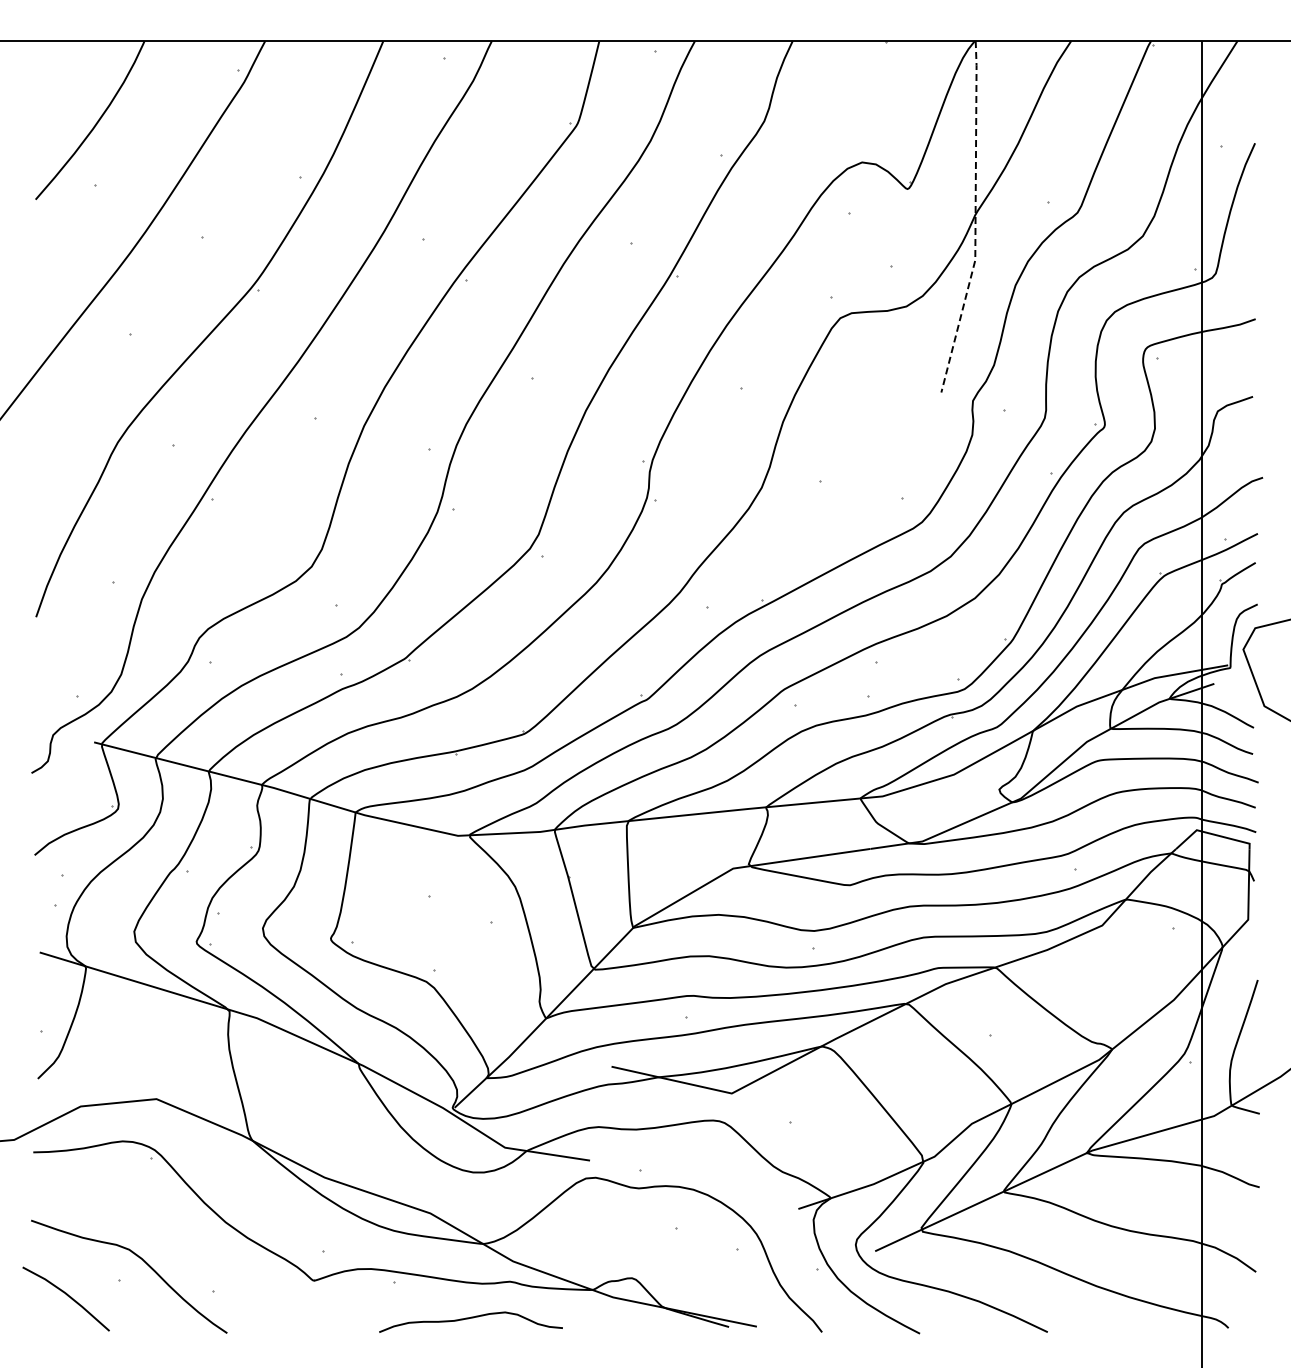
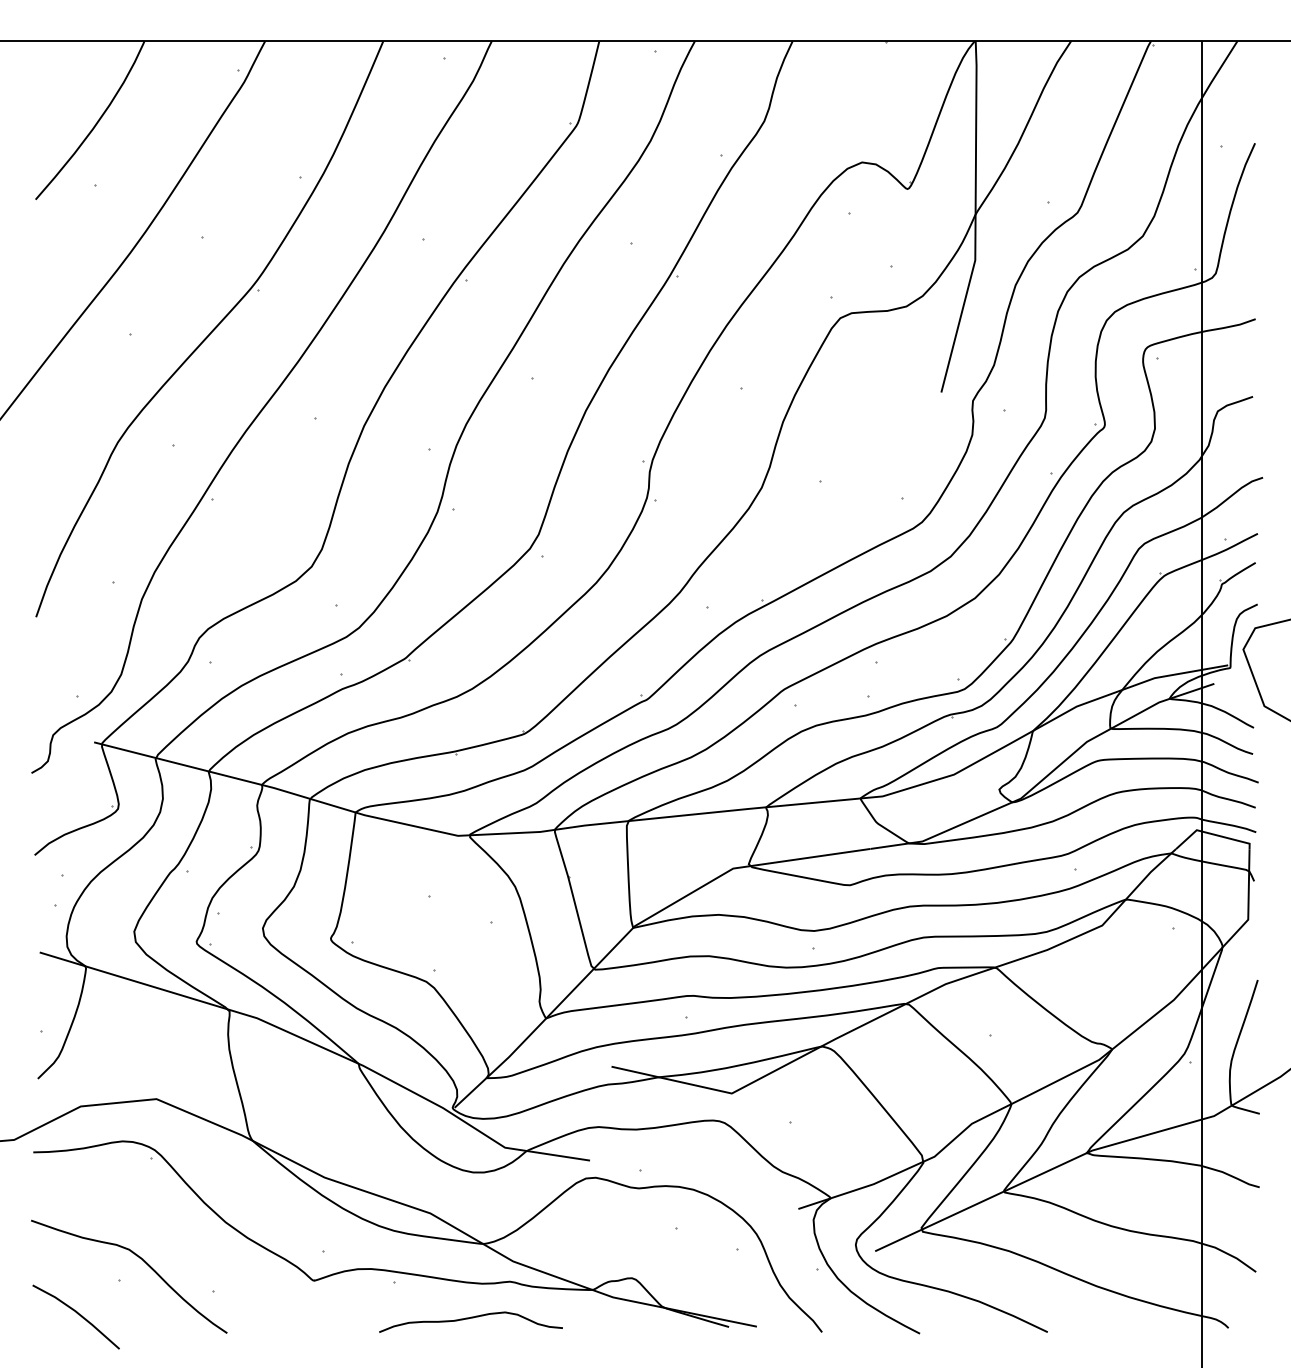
line: dashed -> solid (975, 219)
line position: (67, 1296) -> (77, 1314) (77, 1314)
